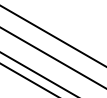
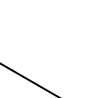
line: present -> none (52, 35)
line: present -> none (52, 57)
line: present -> none (38, 73)
